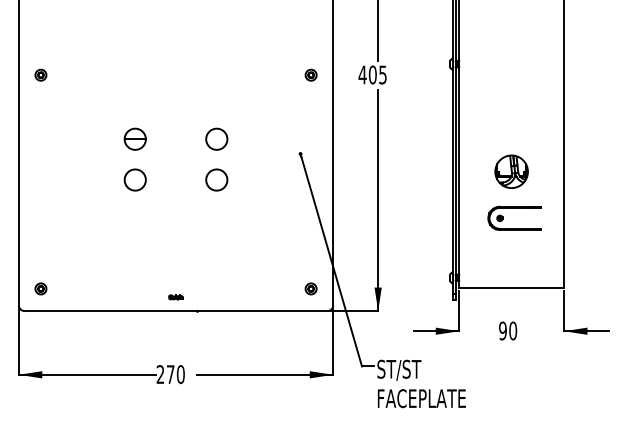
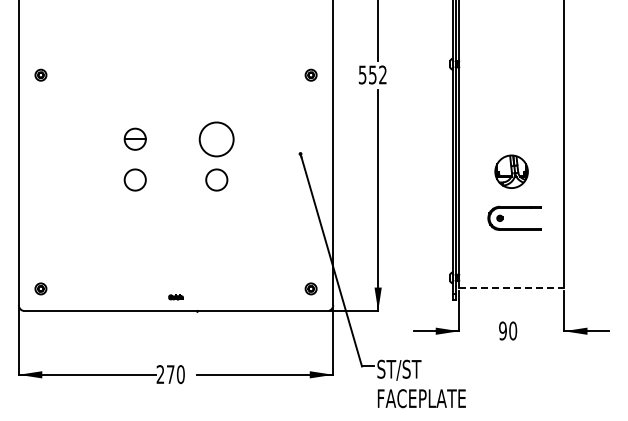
text: 405 -> 552 (372, 74)
circle size: 24x24 px -> 37x37 px (216, 139)
line: solid -> dashed (512, 288)
